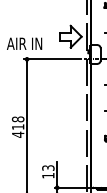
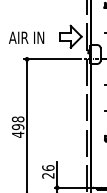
text position: (24, 43) -> (26, 37) (26, 37)
text: 418 -> 498 (17, 127)
text: 13 -> 26 (48, 171)
